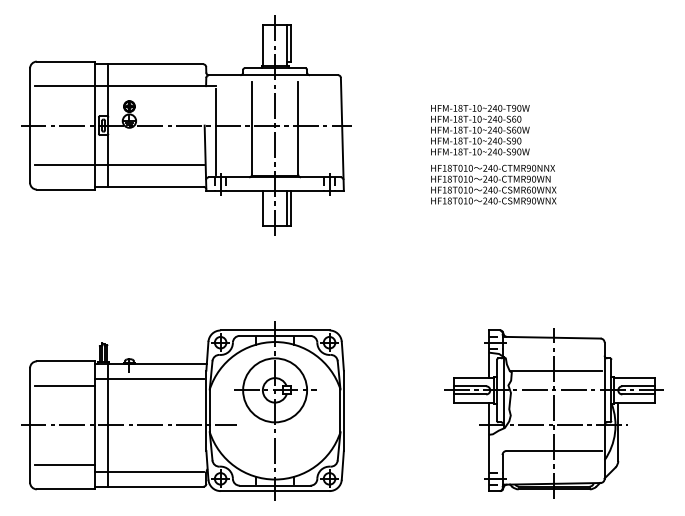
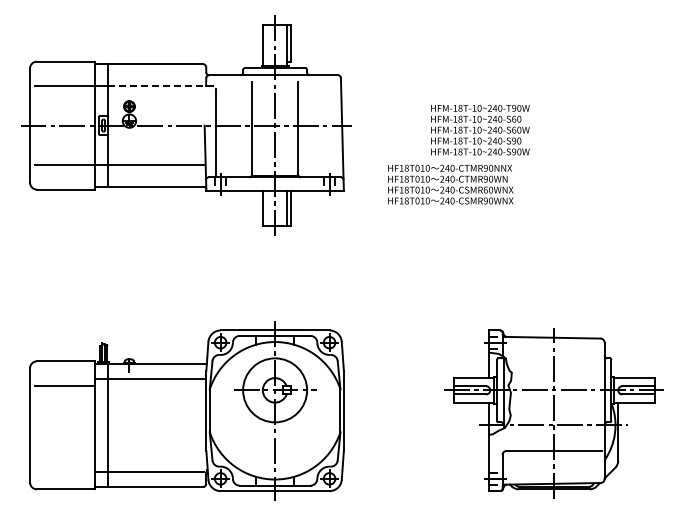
line: solid -> dashed (162, 86)
text position: (493, 184) -> (450, 184) (450, 184)
line: present -> none (555, 370)
line: present -> none (128, 425)
line: present -> none (64, 464)
